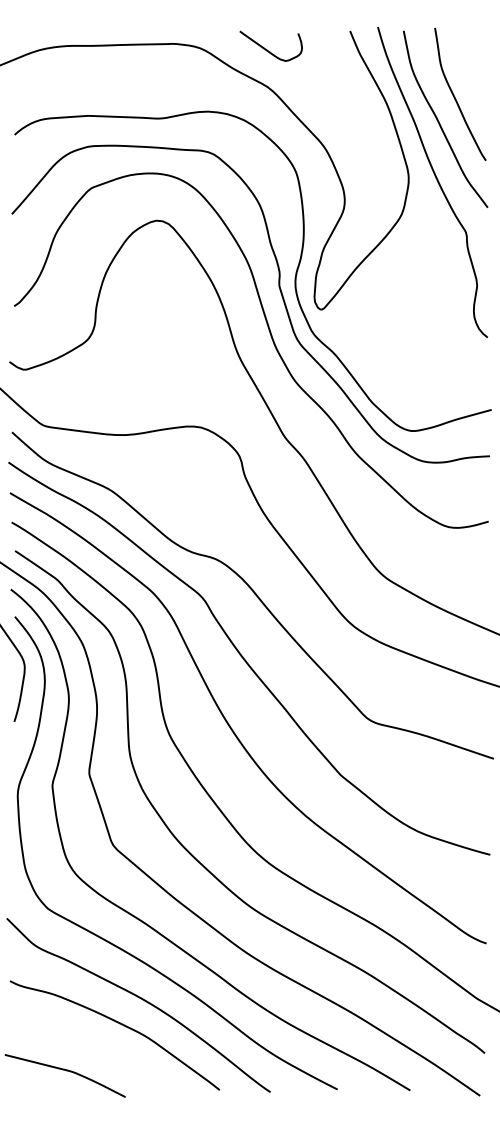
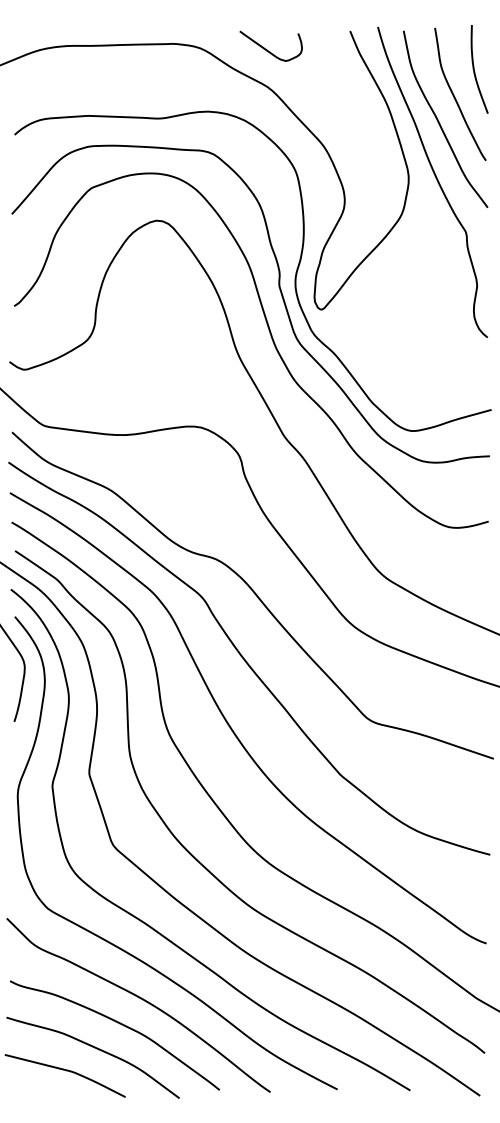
curve: none -> present (475, 71)
curve: none -> present (96, 1049)
